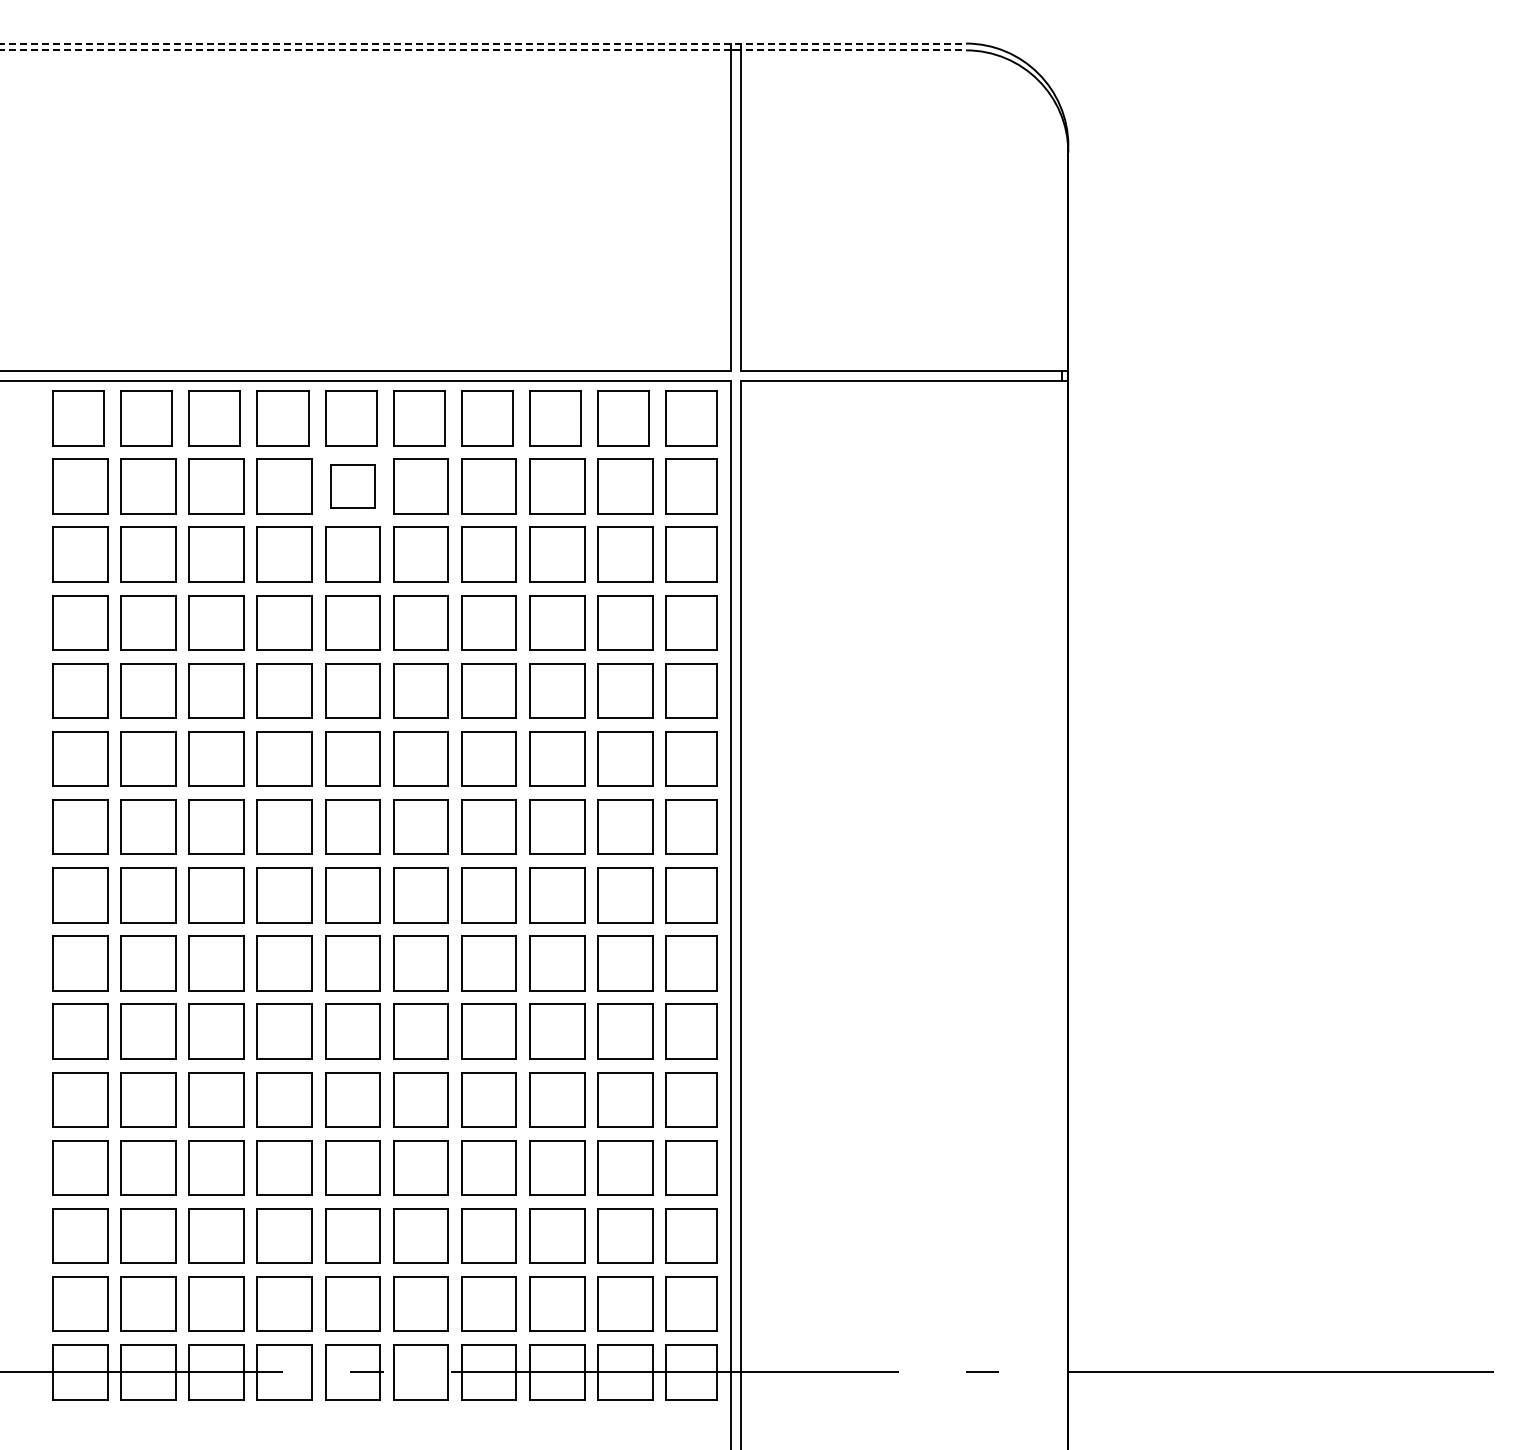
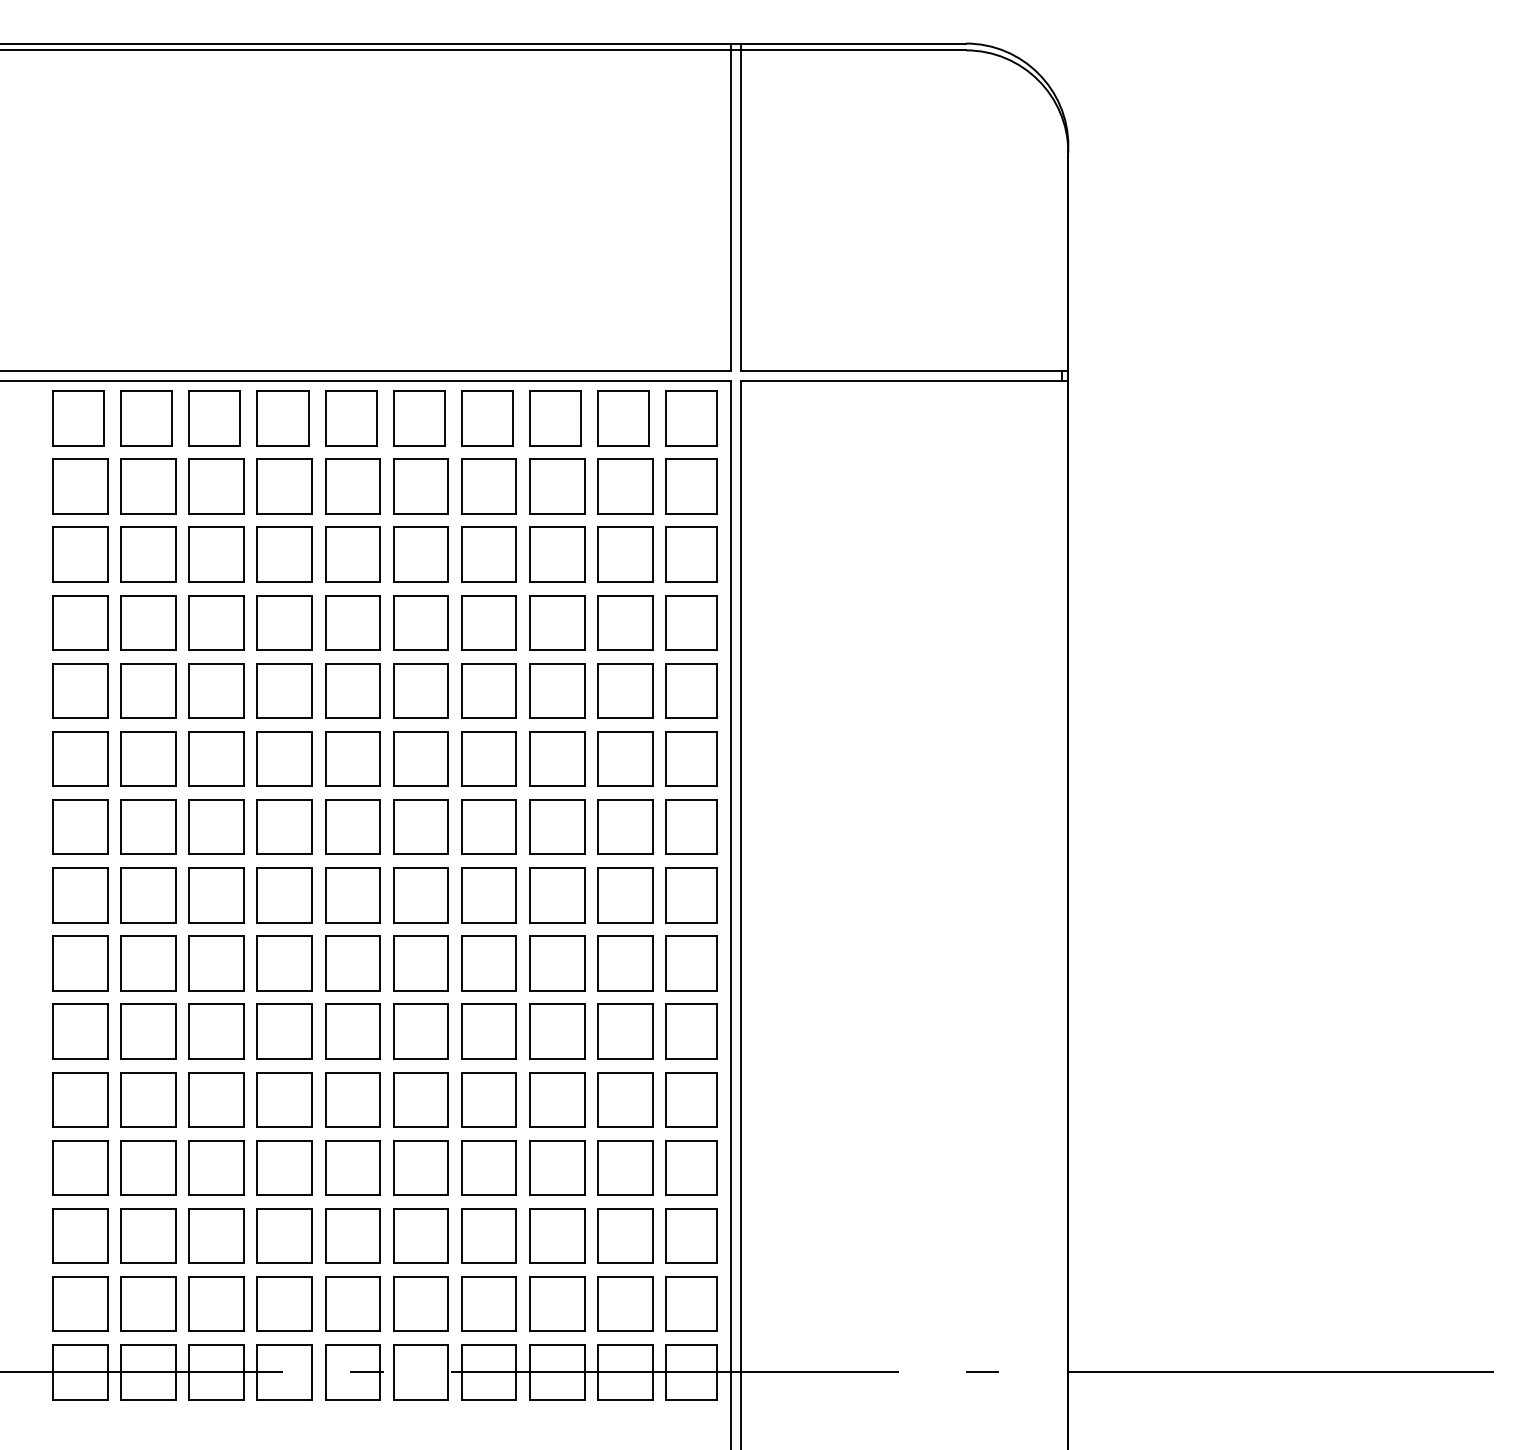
line: dashed -> solid (483, 43)
line: dashed -> solid (483, 50)
part size: 46x45 px -> 56x57 px (352, 486)
